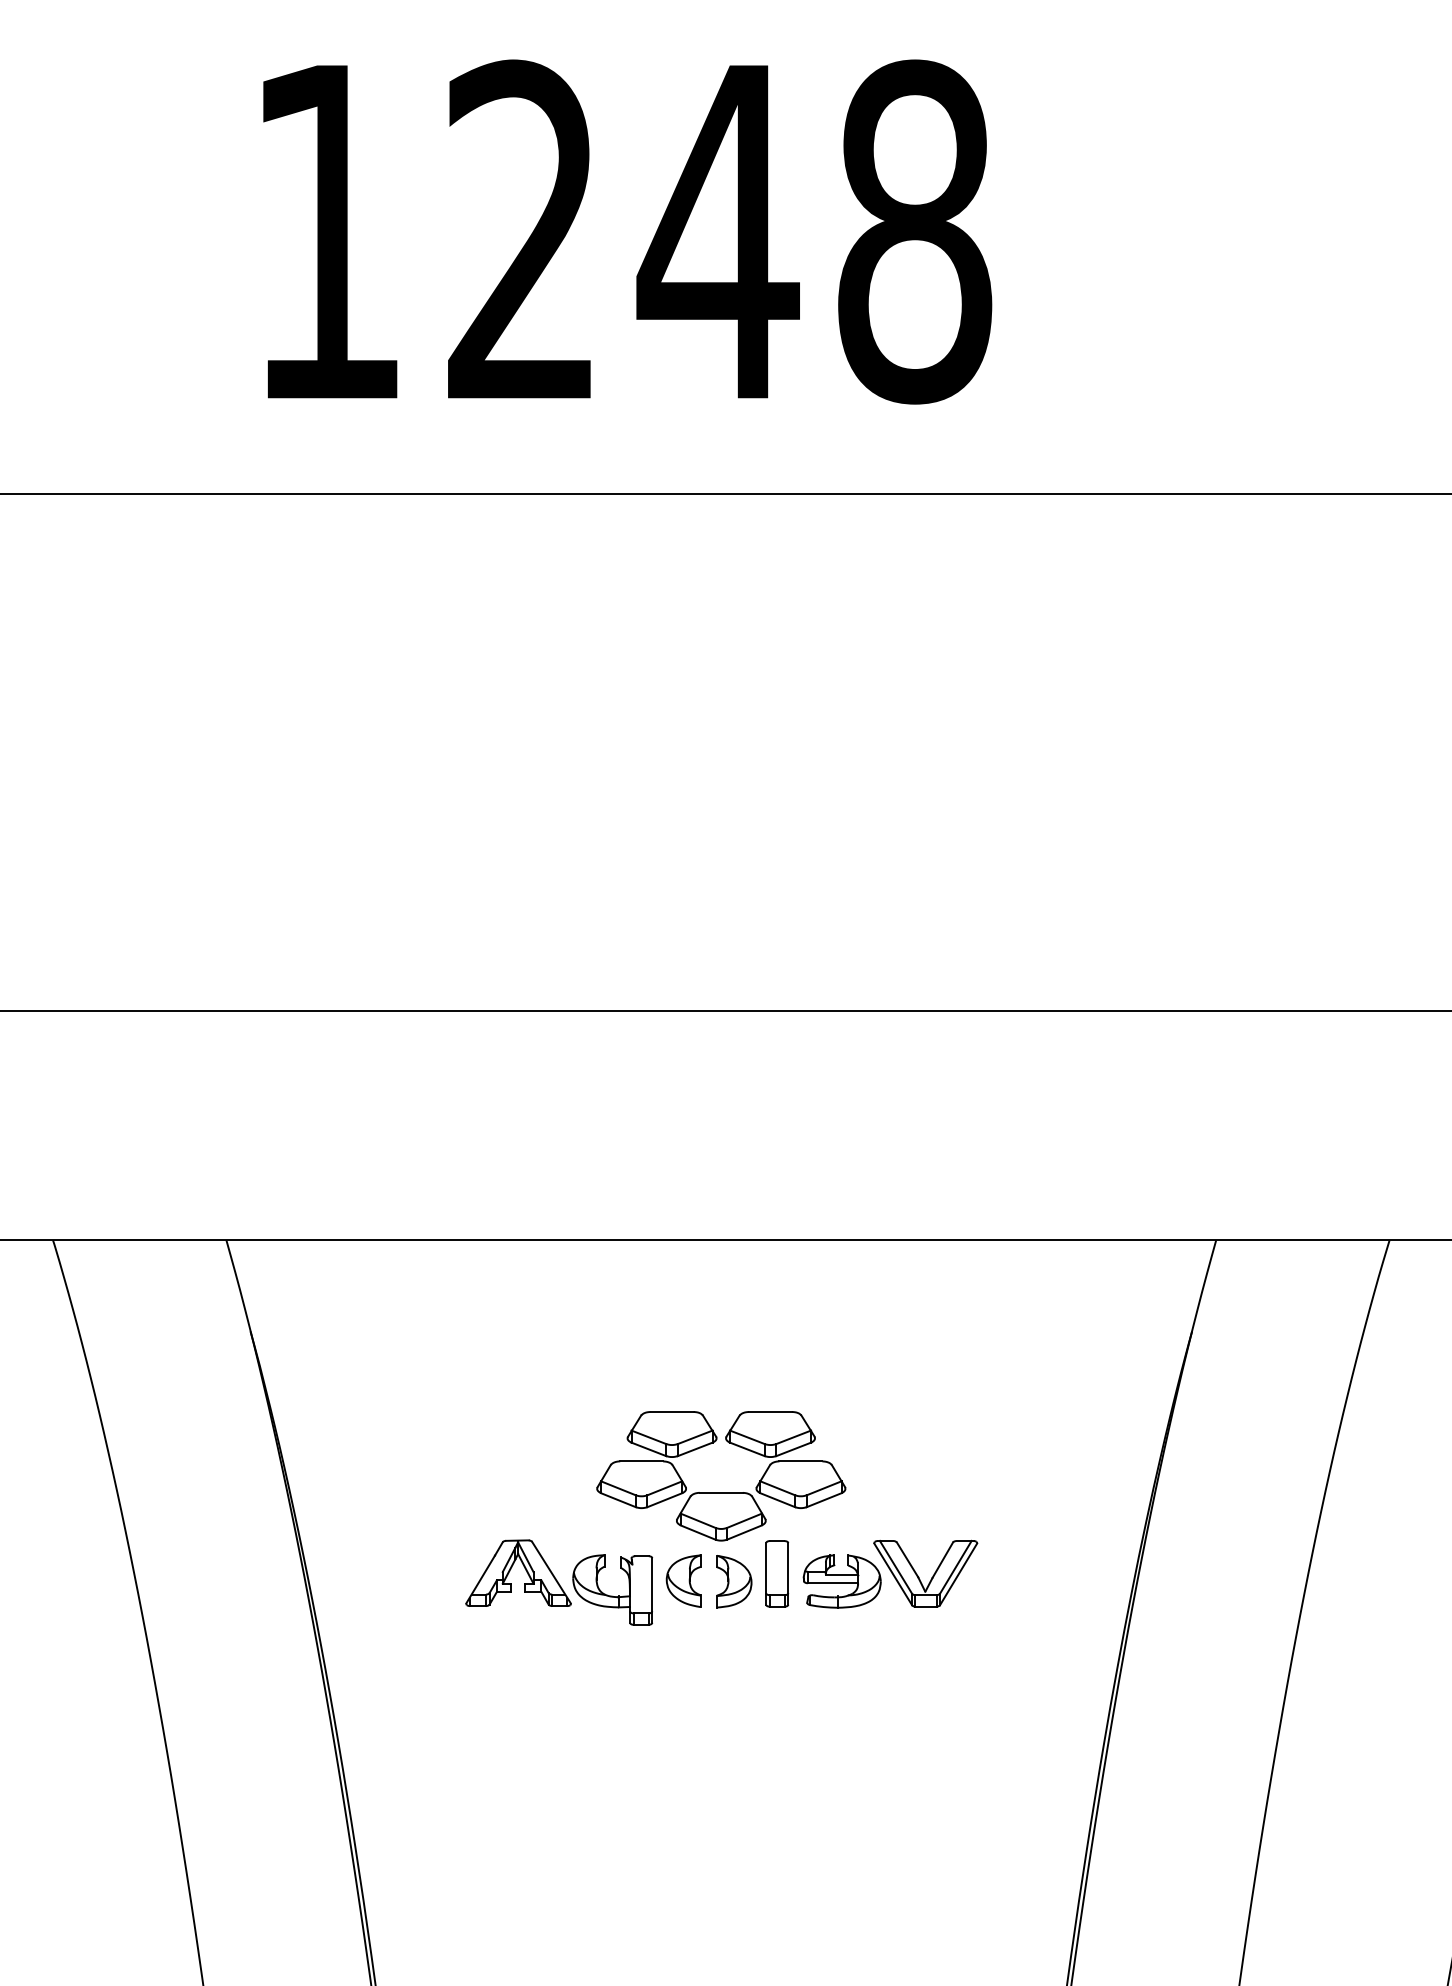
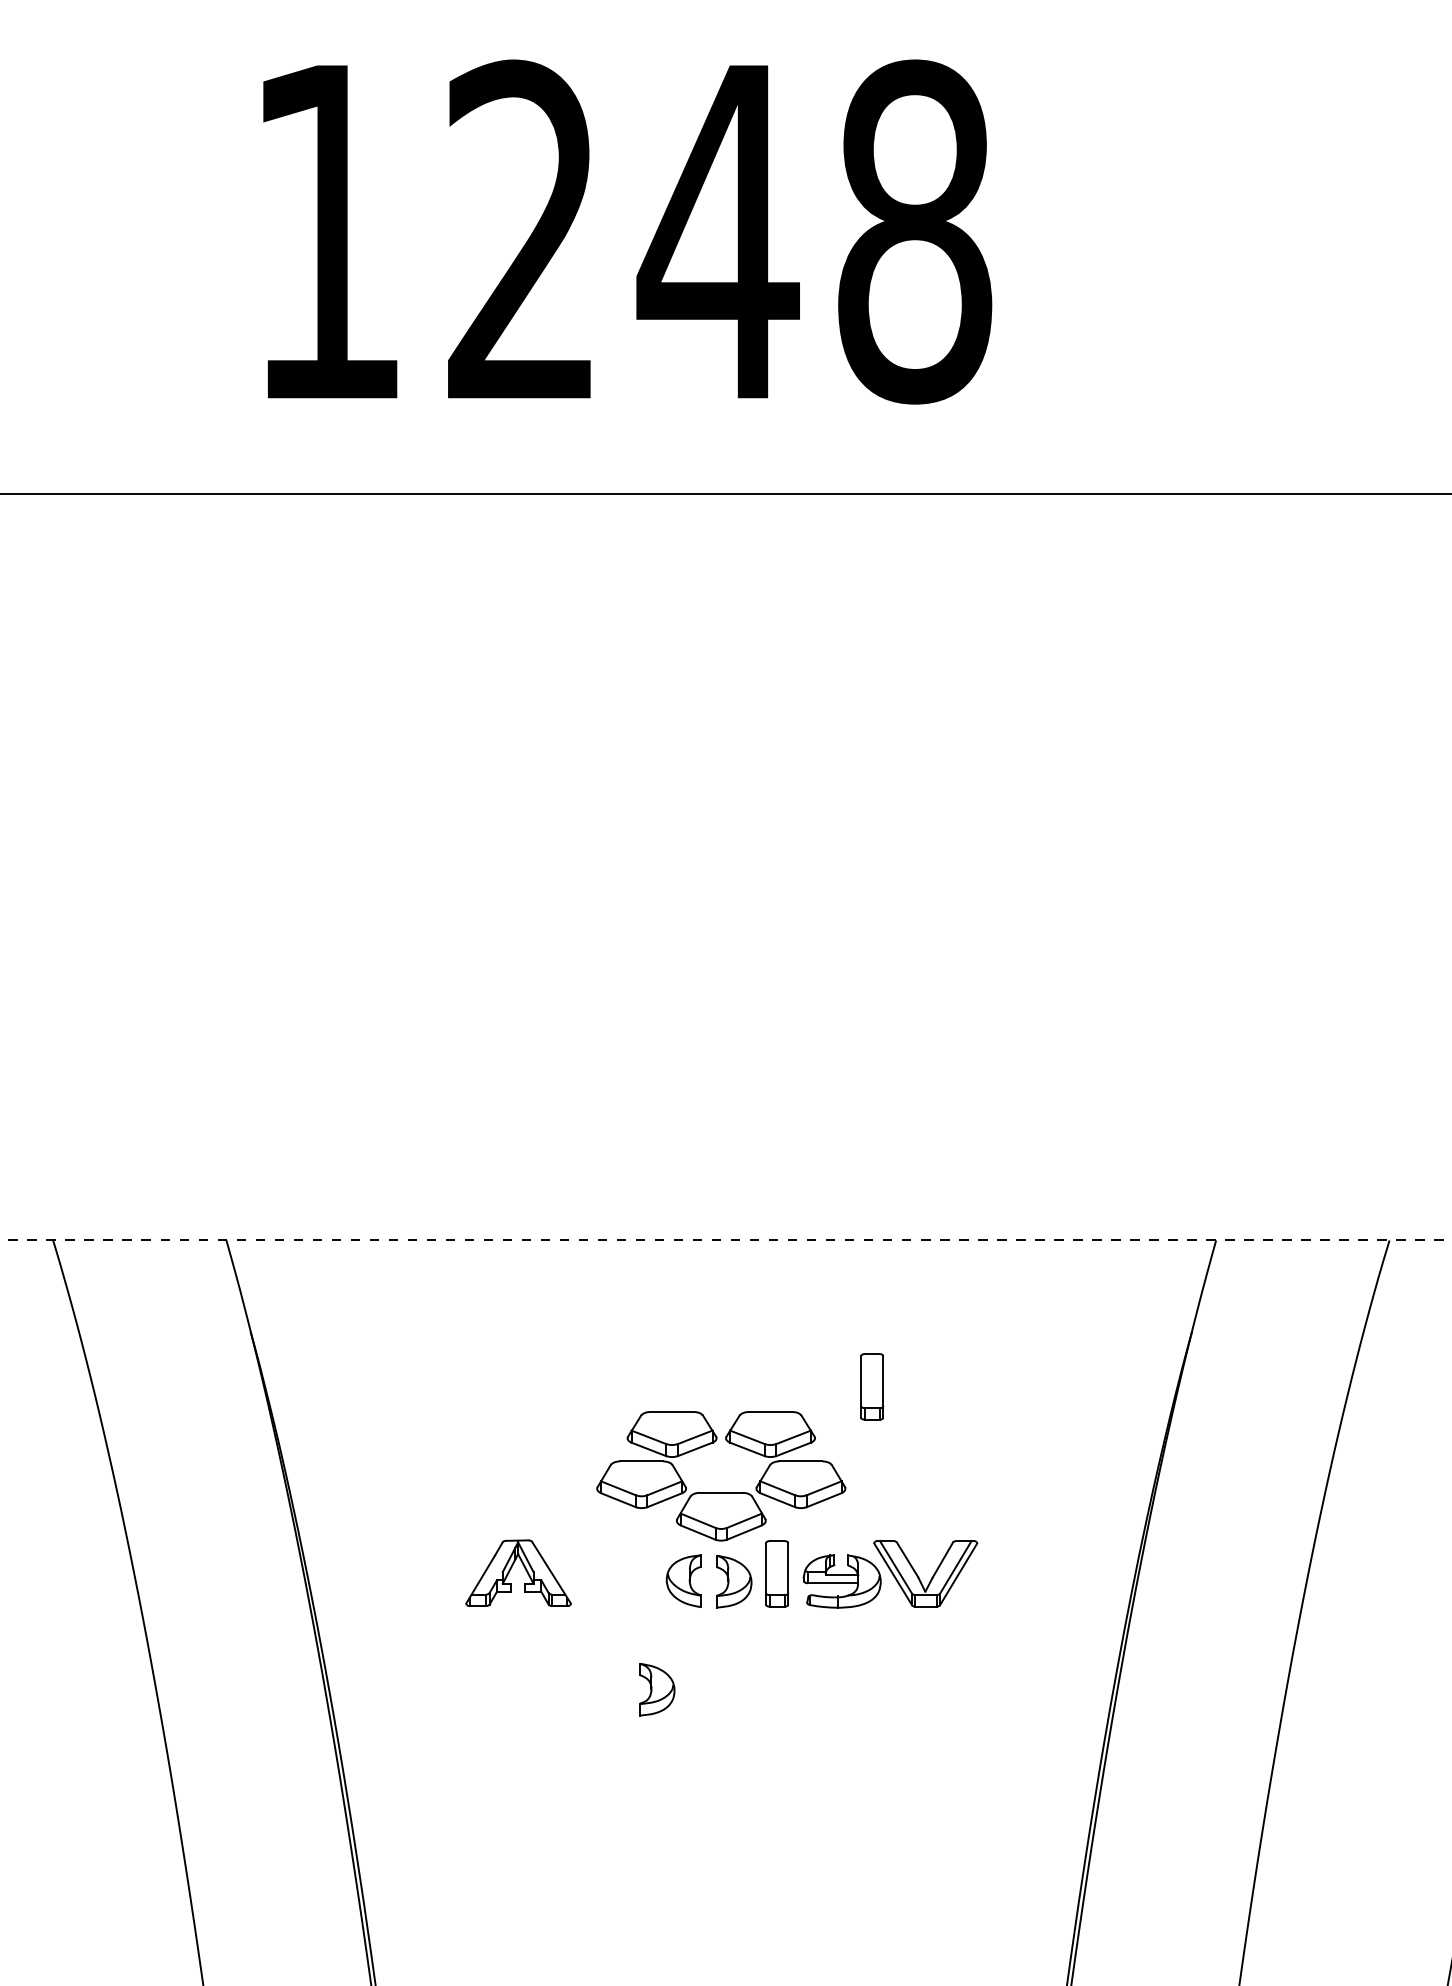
line: present -> none (725, 1010)
line: solid -> dashed (726, 1240)
part: none -> present (872, 1386)
part: present -> none (612, 1589)
part: none -> present (657, 1689)
